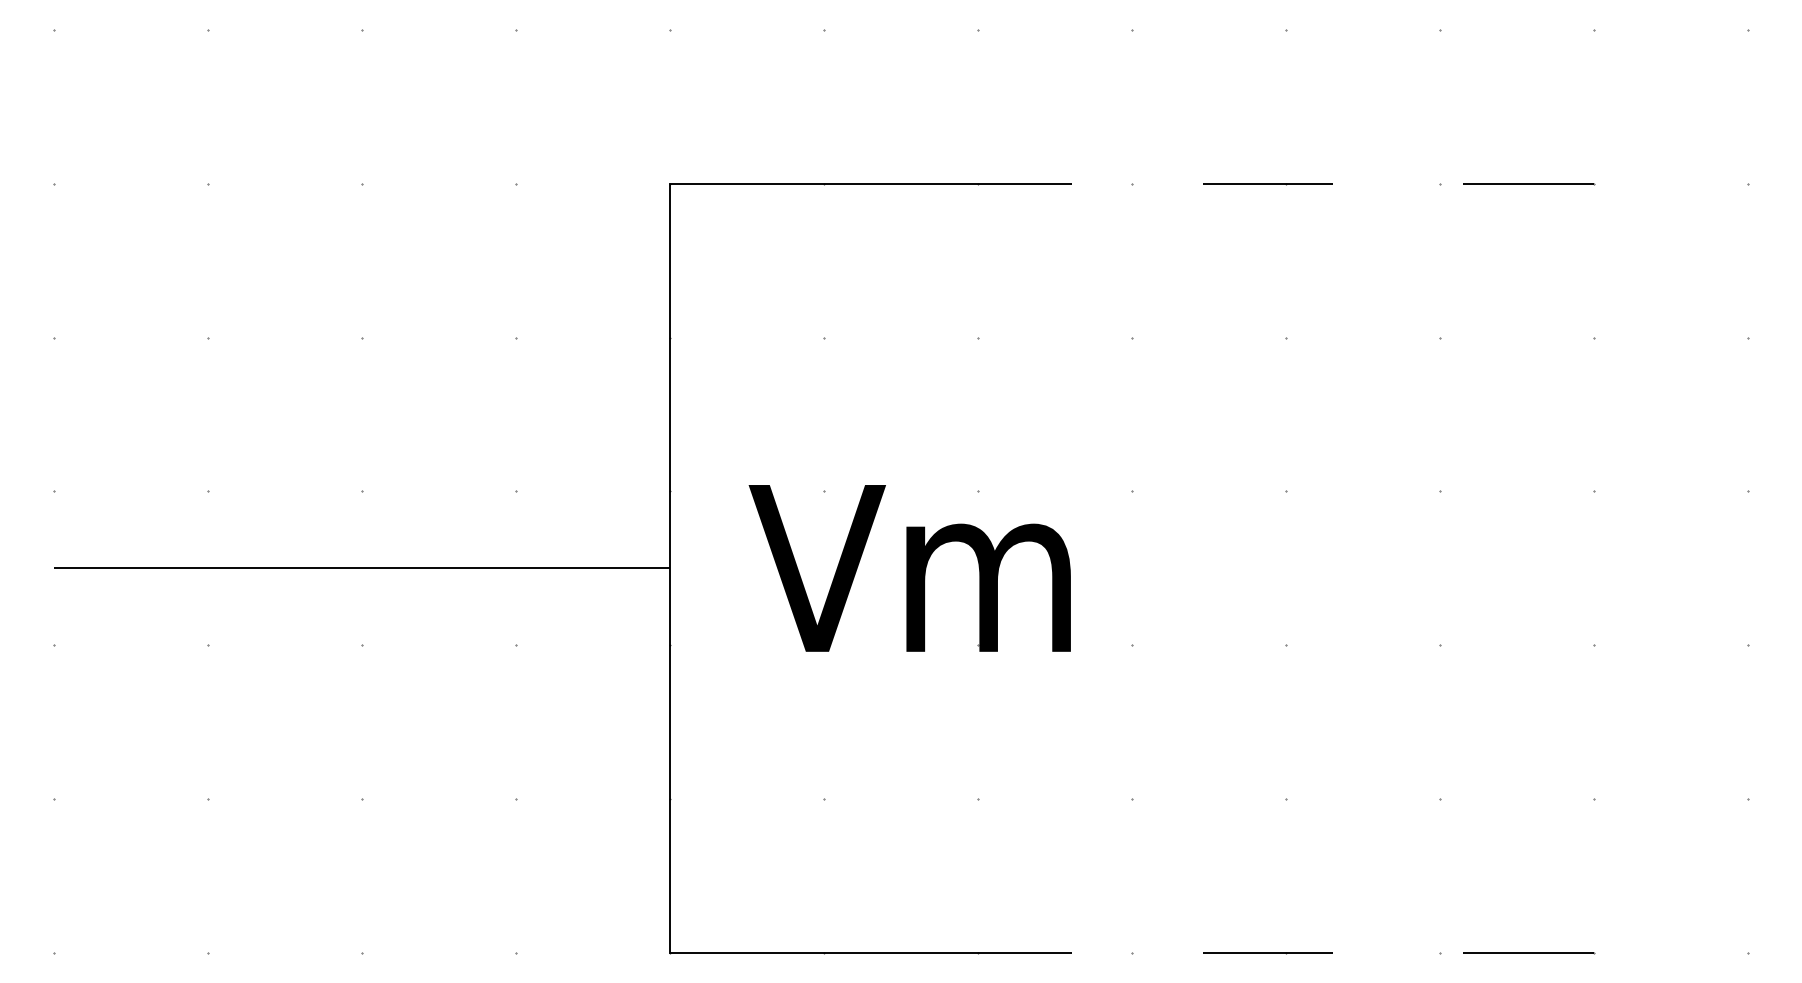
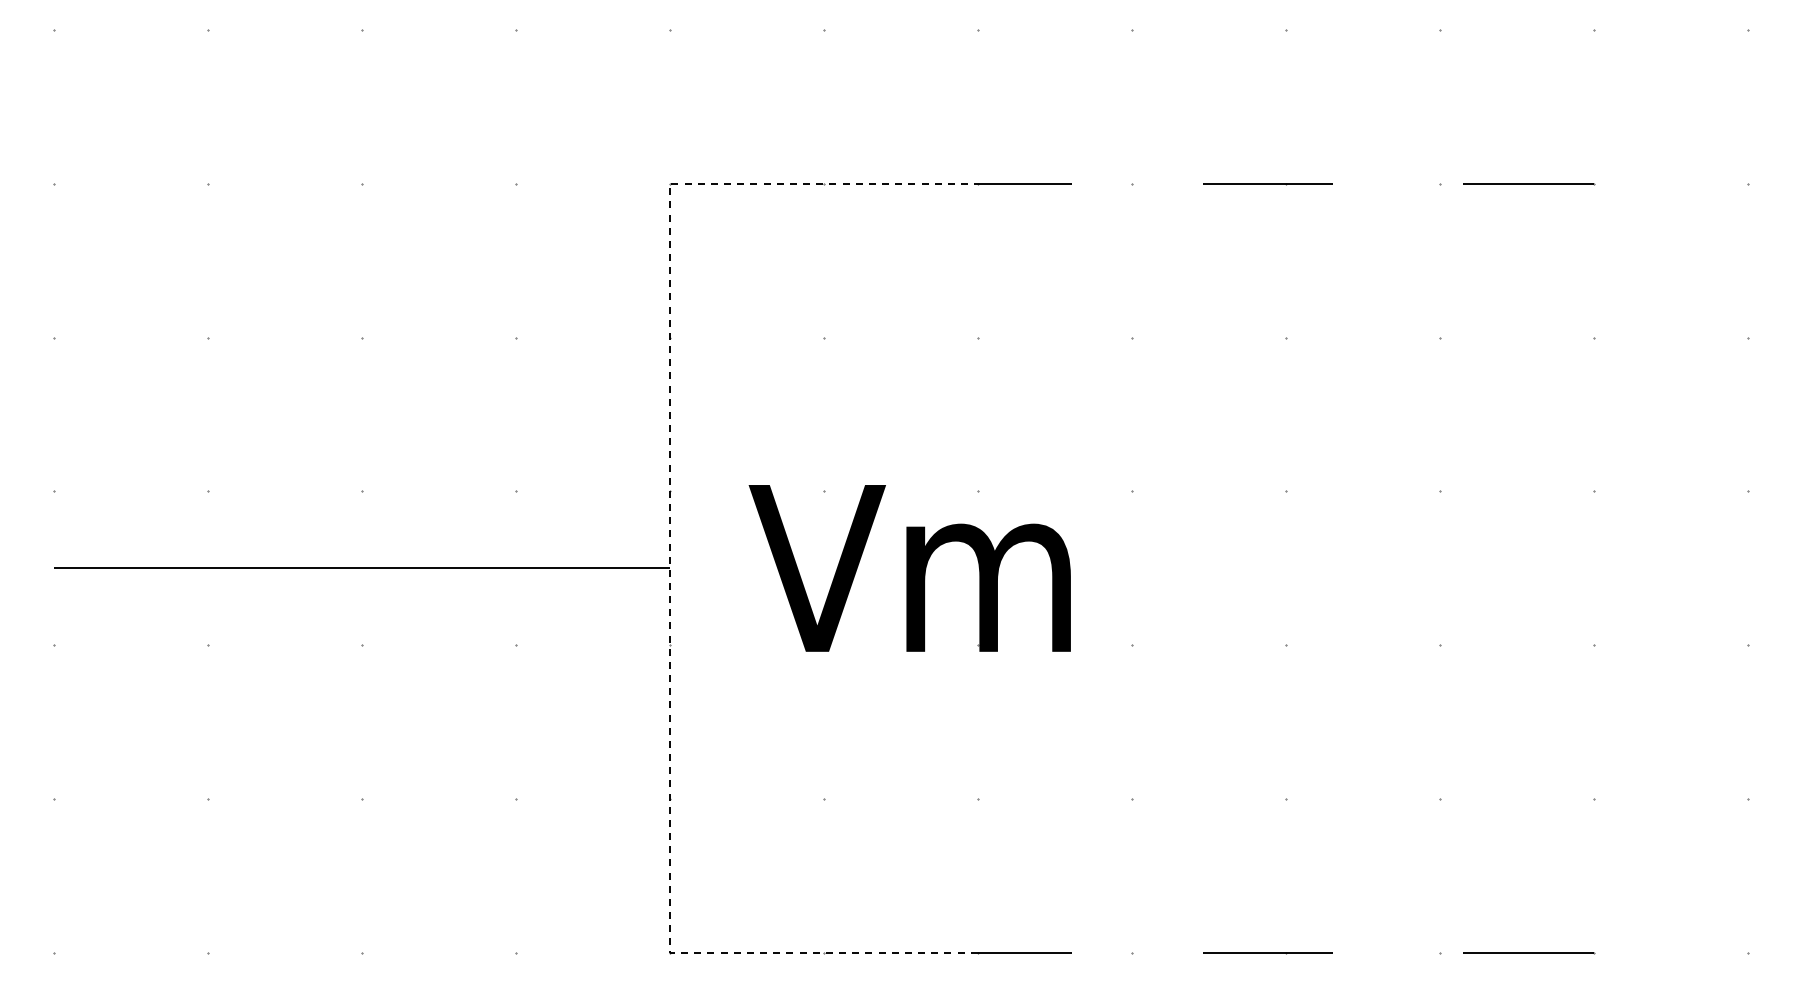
line: solid -> dashed (670, 568)
